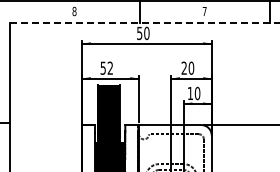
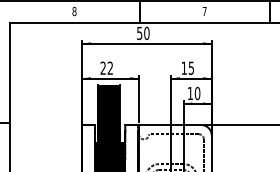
line: dashed -> solid (144, 22)
text: 52 -> 22 (102, 67)
text: 20 -> 15 (187, 67)
